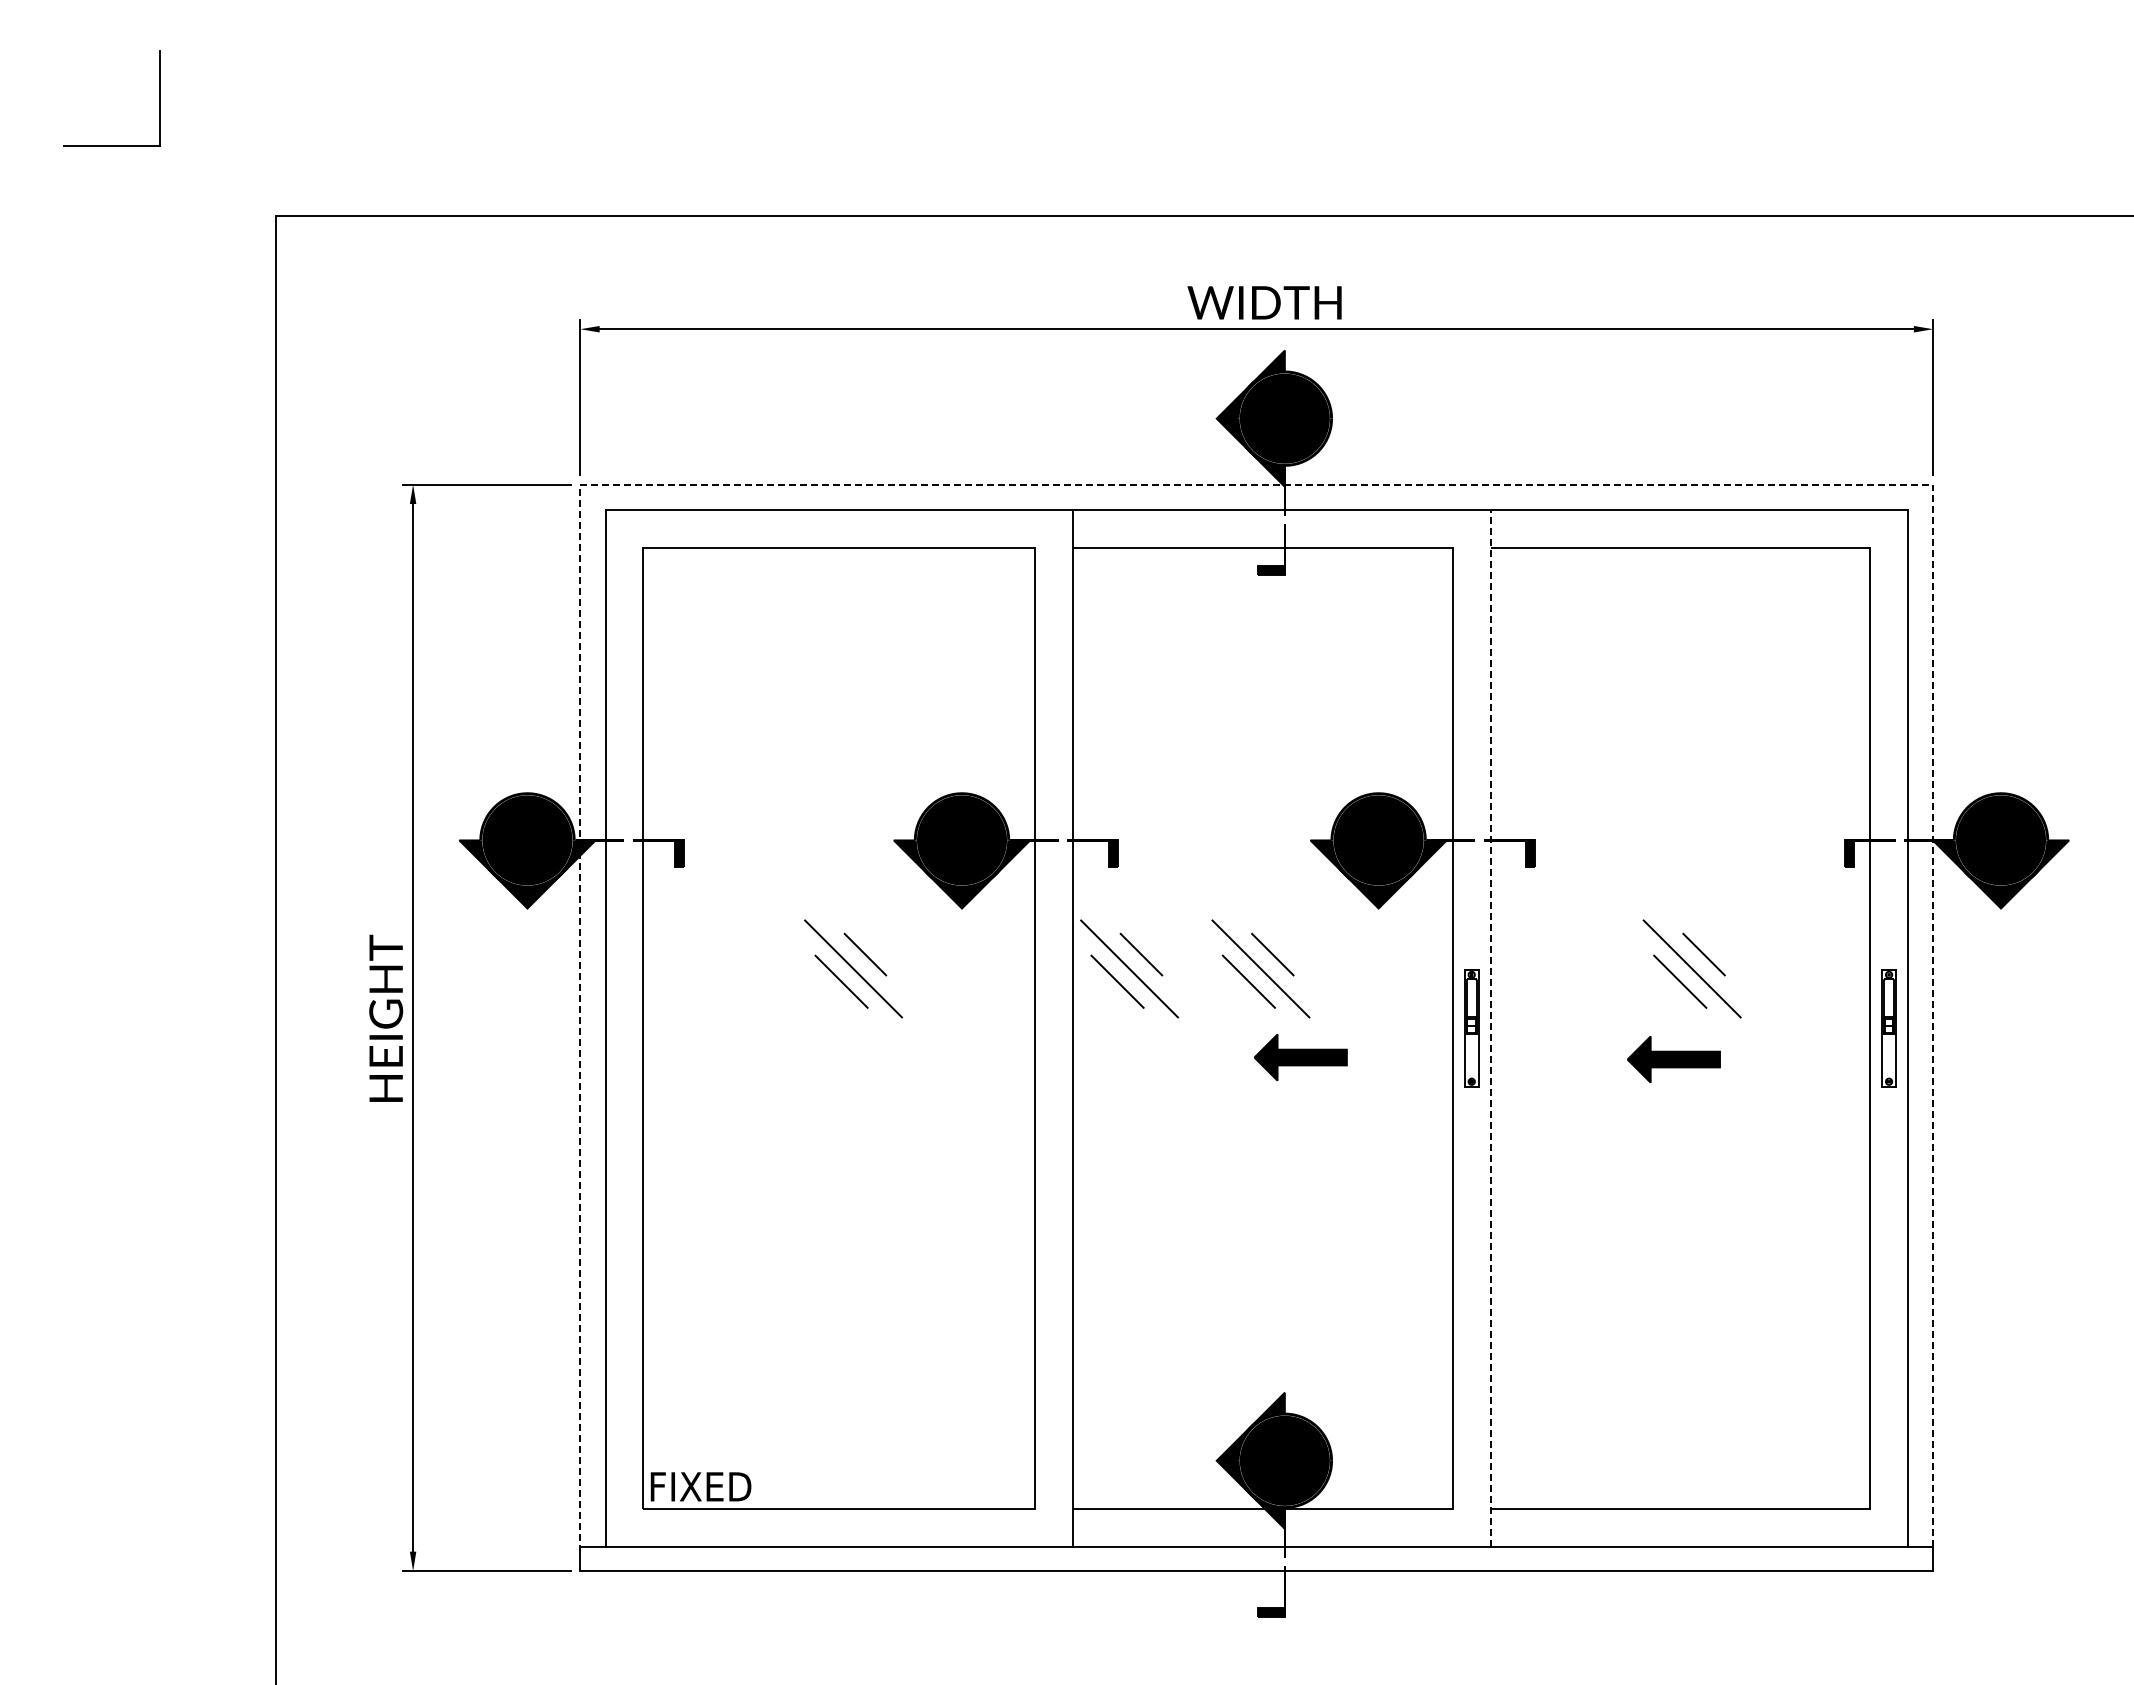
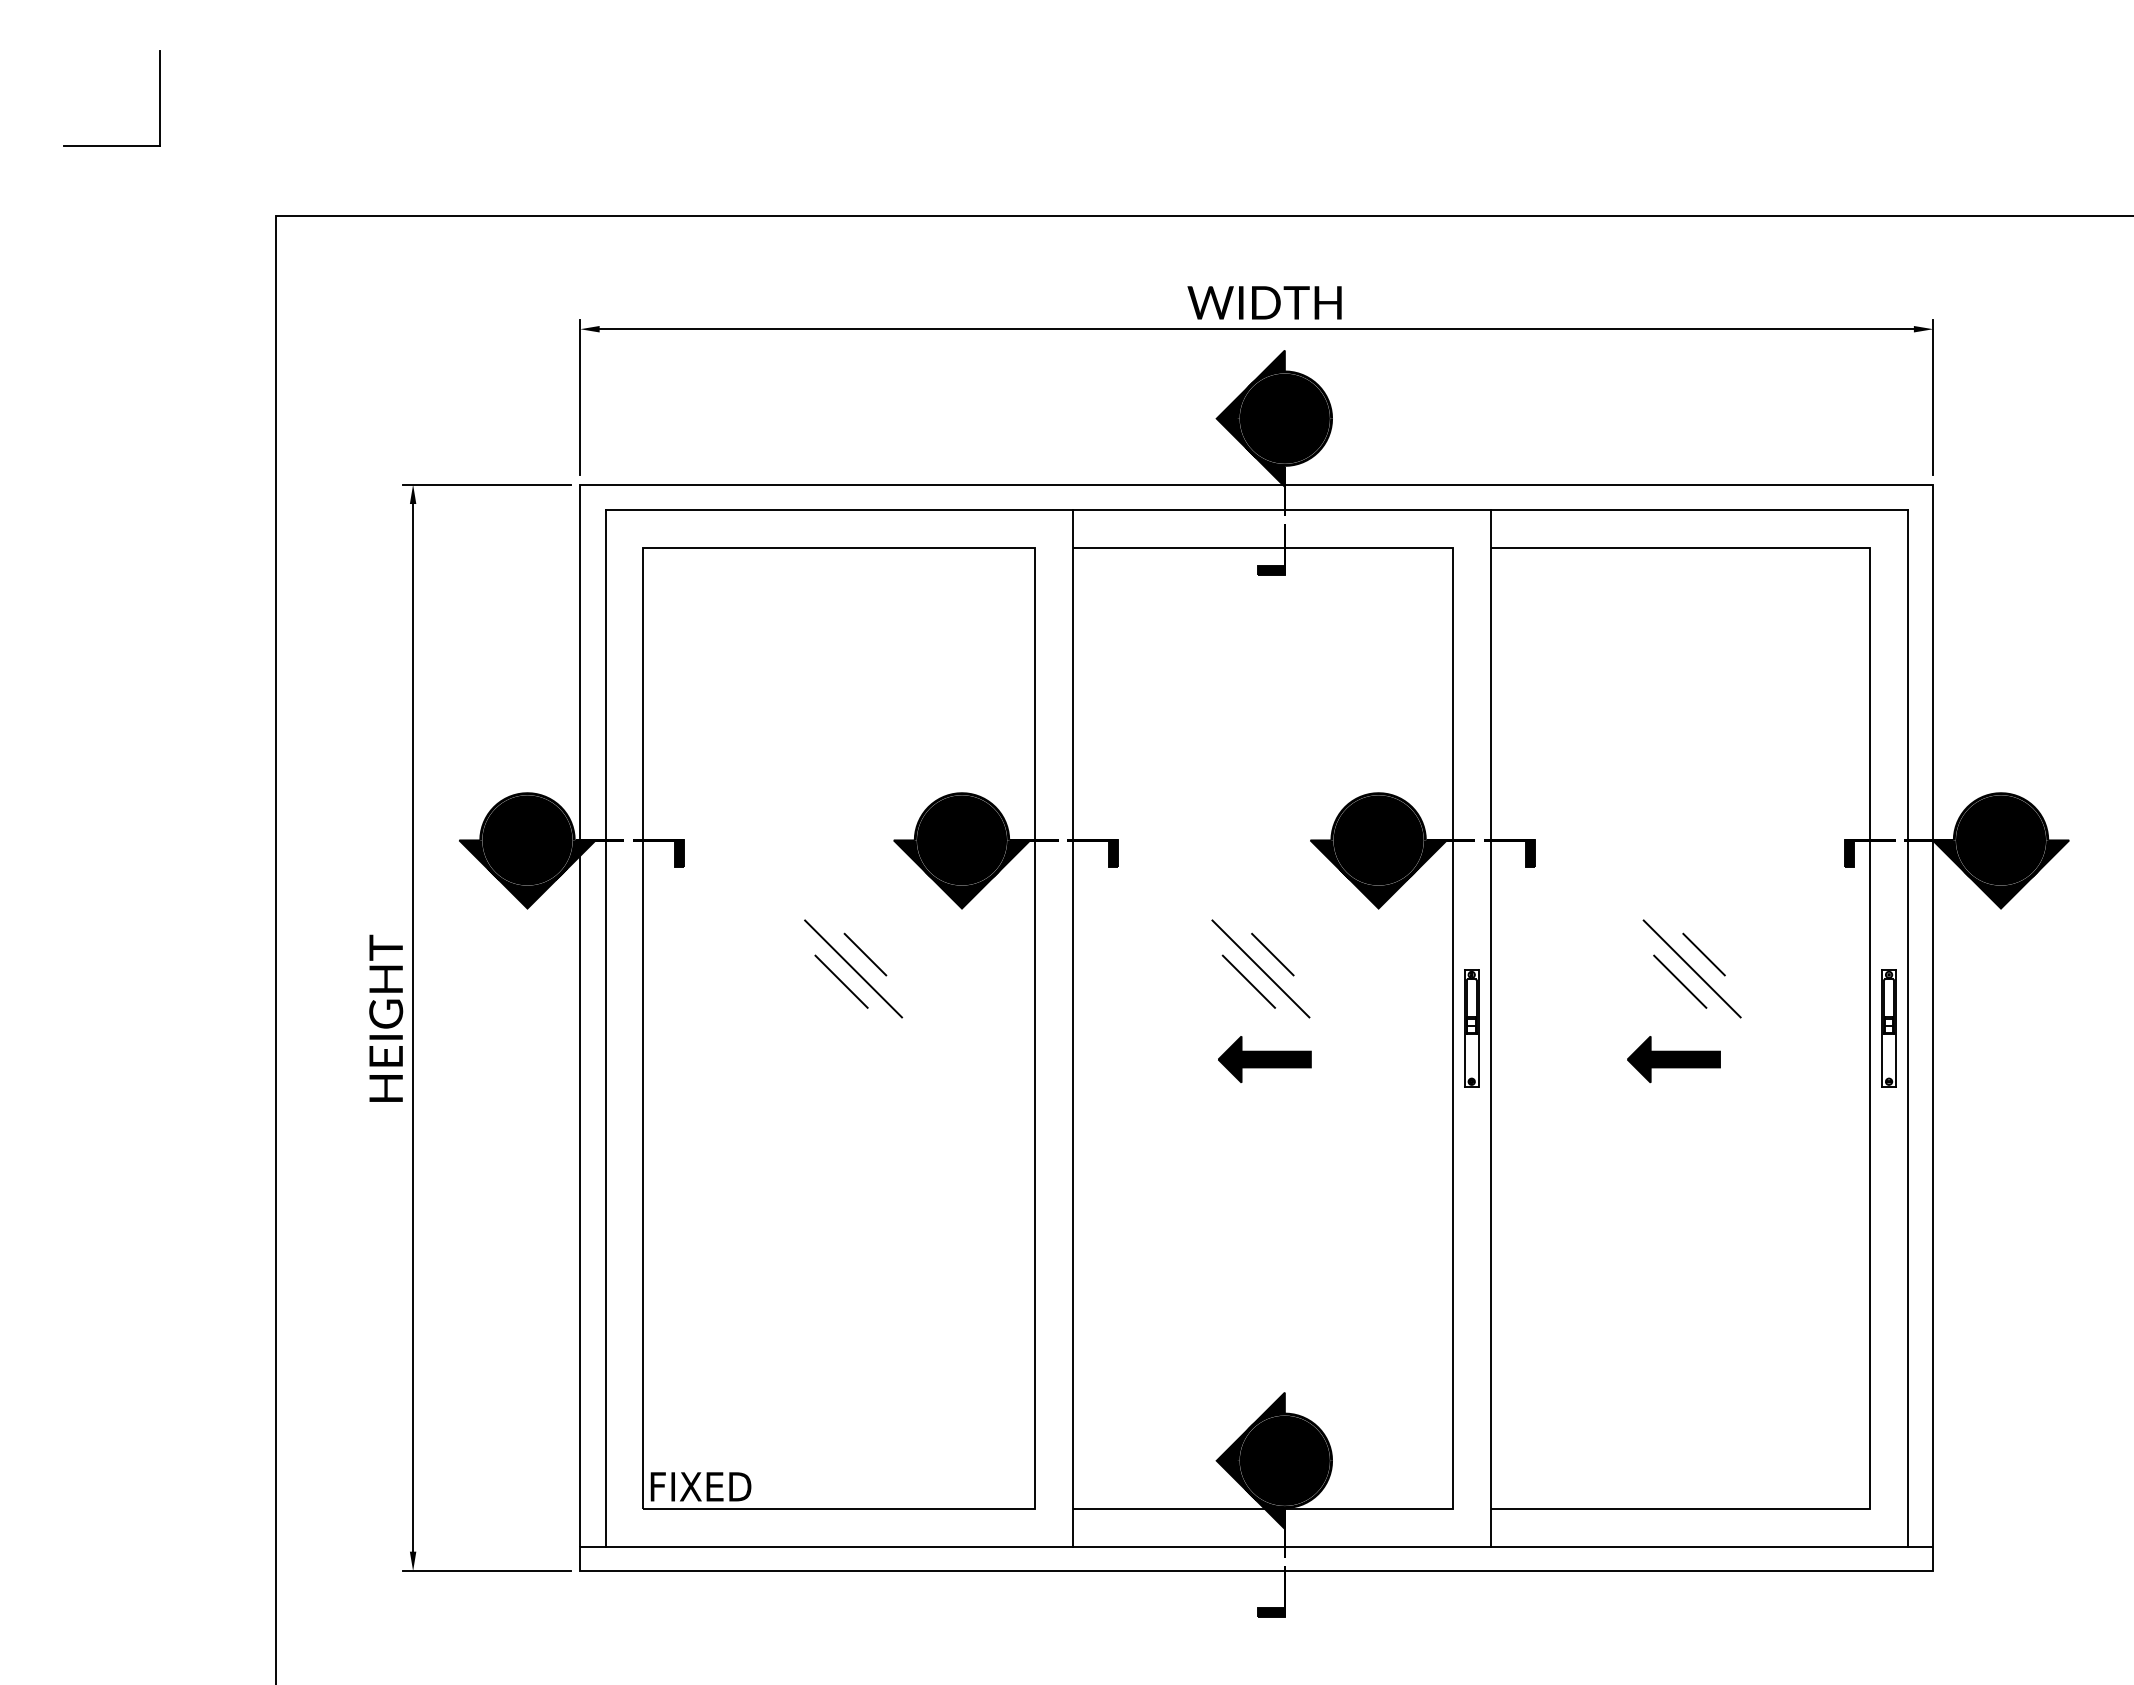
line: dashed -> solid (1256, 484)
part: present -> none (1129, 968)
line: dashed -> solid (1490, 1027)
part position: (1300, 1057) -> (1264, 1059) (1264, 1059)
